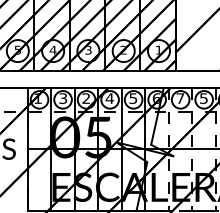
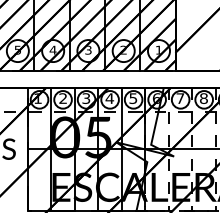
text: 3 -> 2 (63, 98)
text: 2 -> 3 (86, 98)
text: 5 -> 8 (203, 98)
